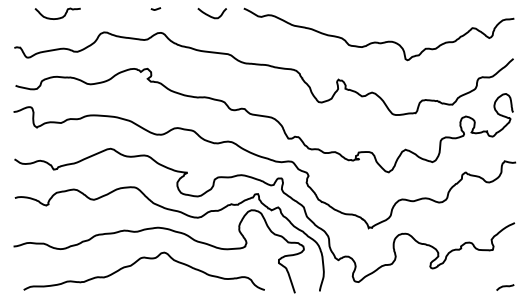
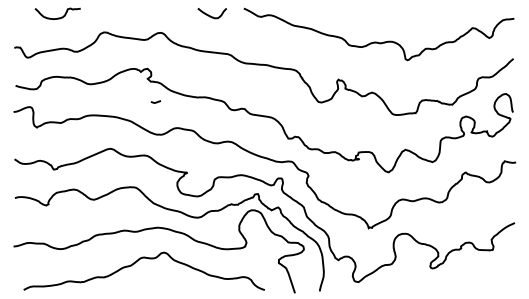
line position: (155, 8) -> (155, 101) (155, 101)
curve: present -> none (505, 287)
